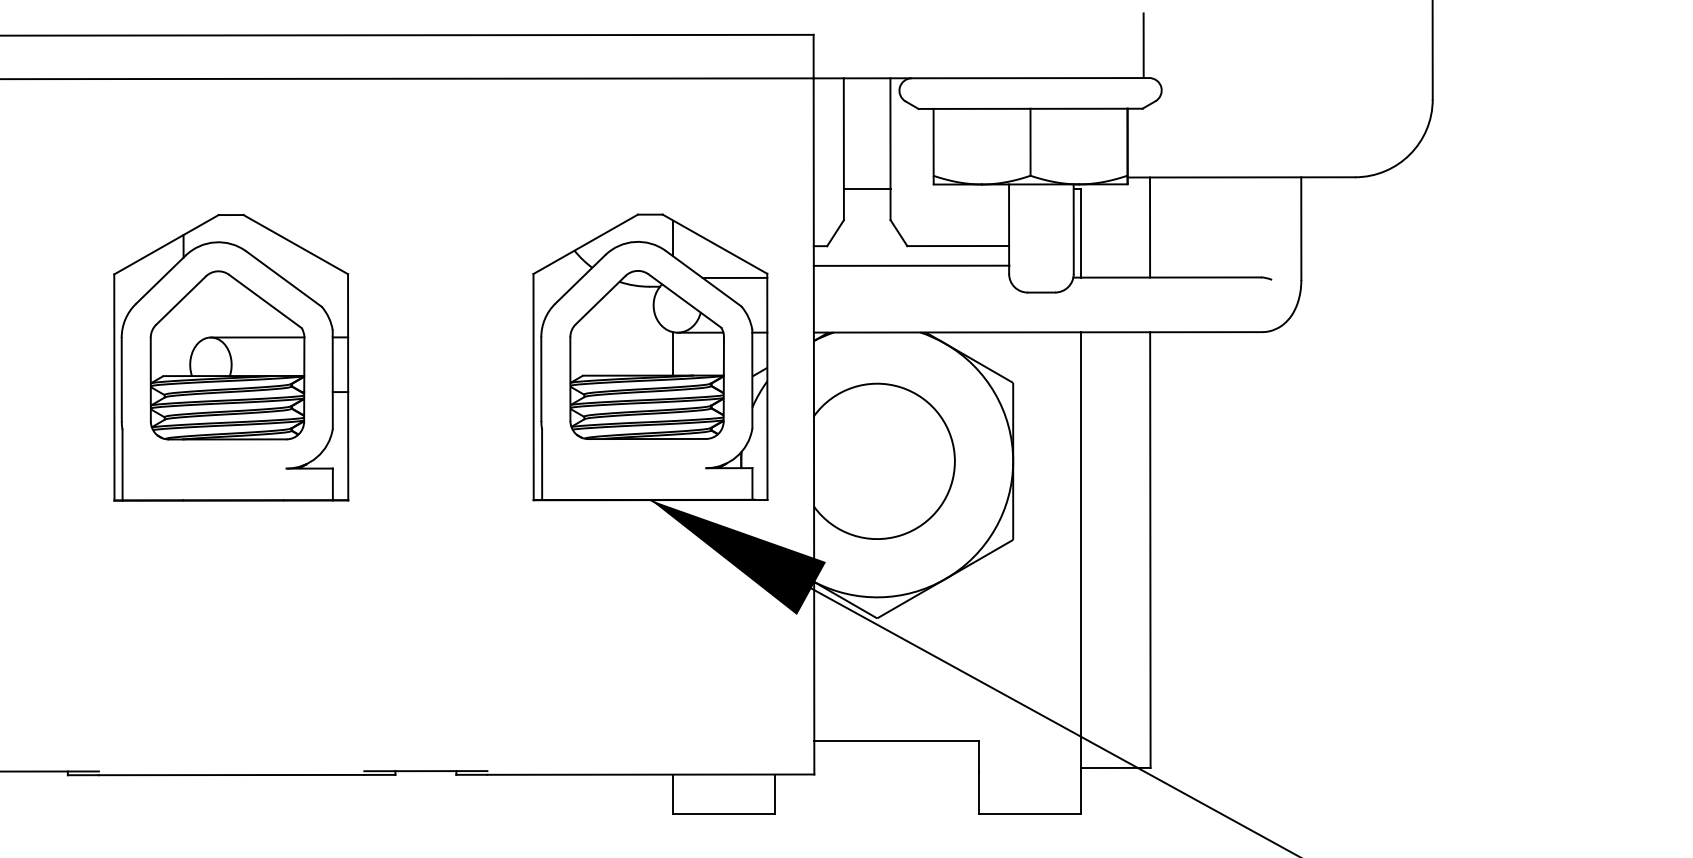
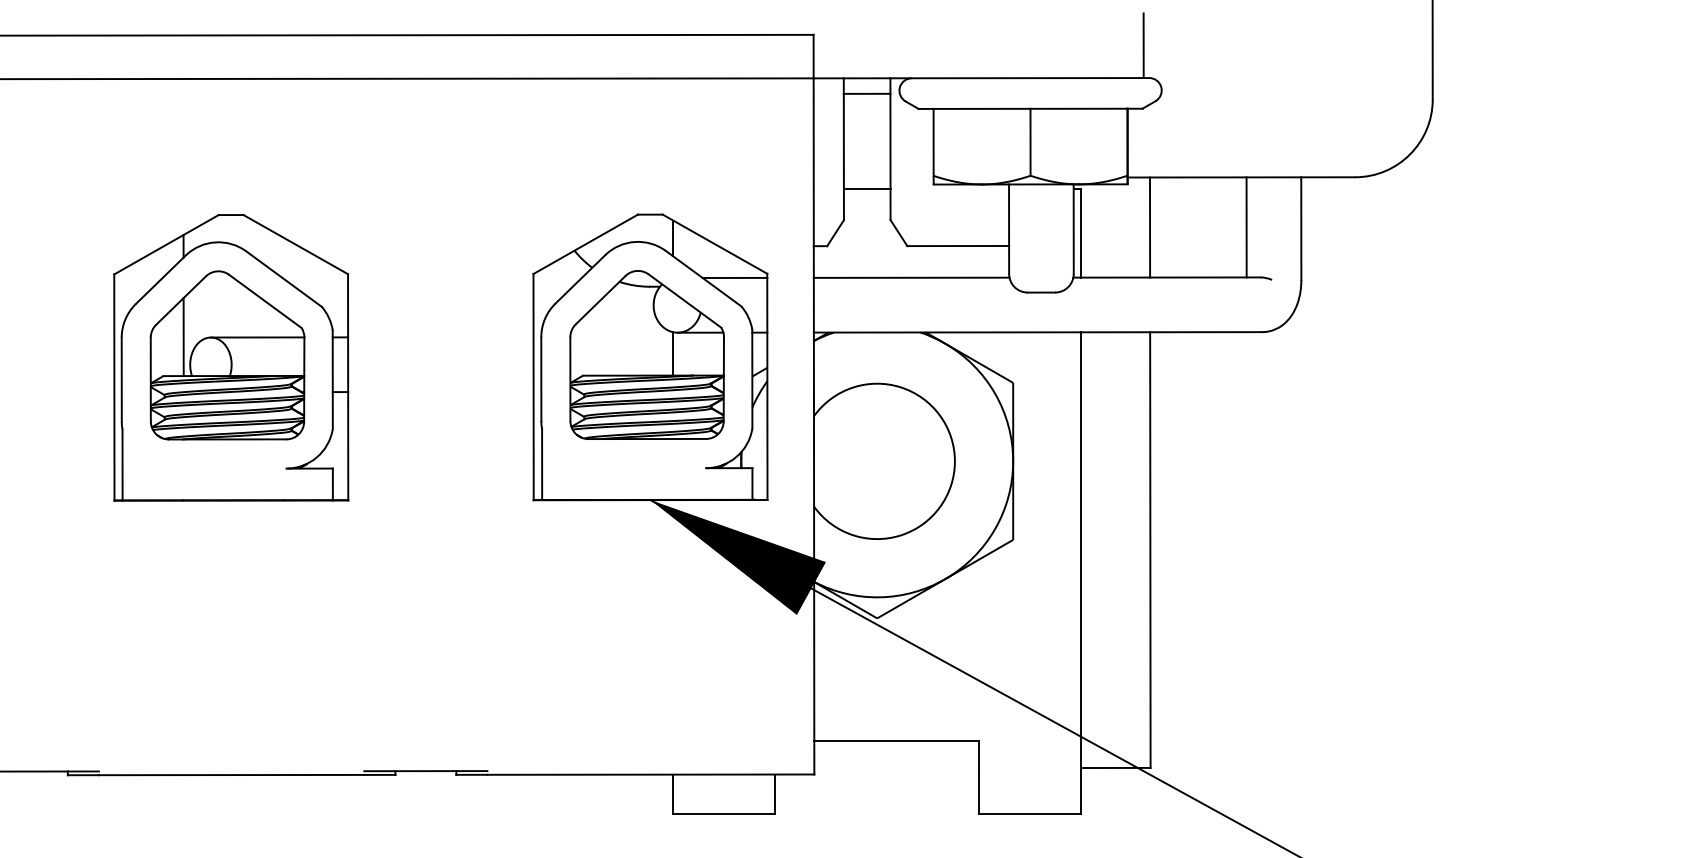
line: none -> present (866, 93)
line: none -> present (1246, 227)
line position: (911, 265) -> (911, 277) (911, 277)
line: none -> present (183, 337)
